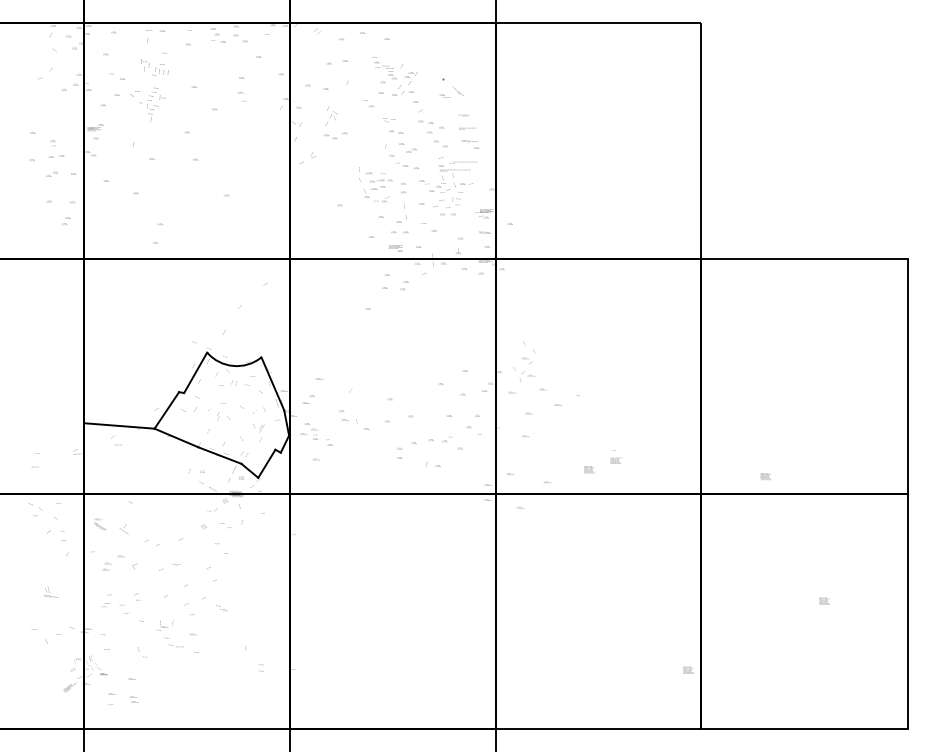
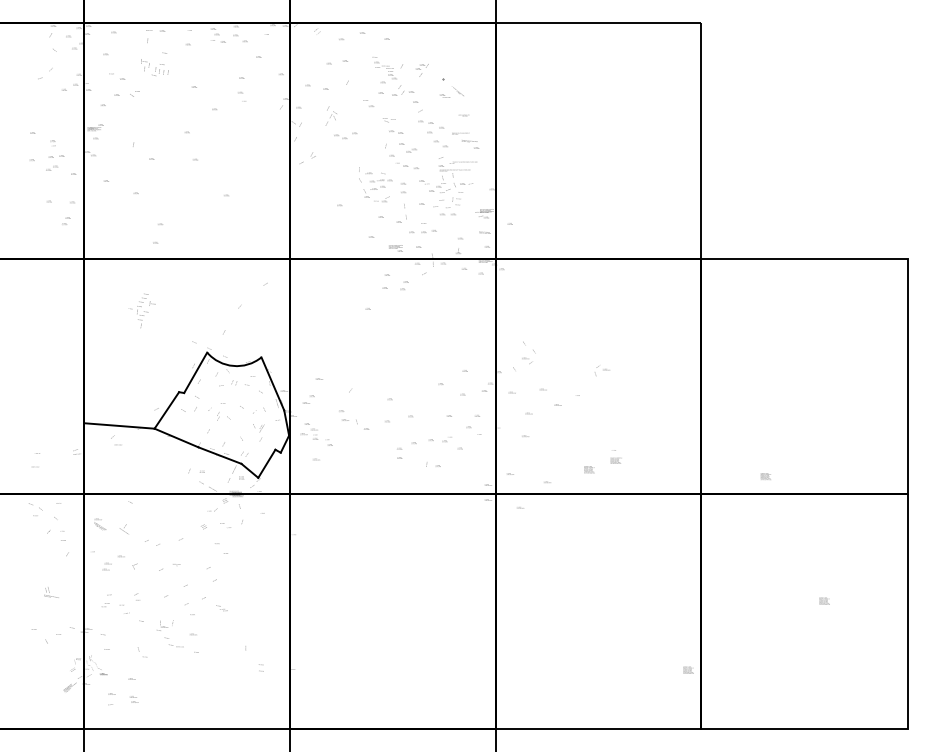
text position: (411, 78) -> (422, 70) (422, 70)
text position: (152, 104) -> (142, 310) (142, 310)
text position: (466, 128) -> (459, 133) (459, 133)
text position: (335, 135) -> (345, 135) (345, 135)
text position: (51, 174) -> (51, 168) (51, 168)
text position: (399, 231) -> (417, 231) (417, 231)
text position: (527, 376) -> (602, 370) (602, 370)
